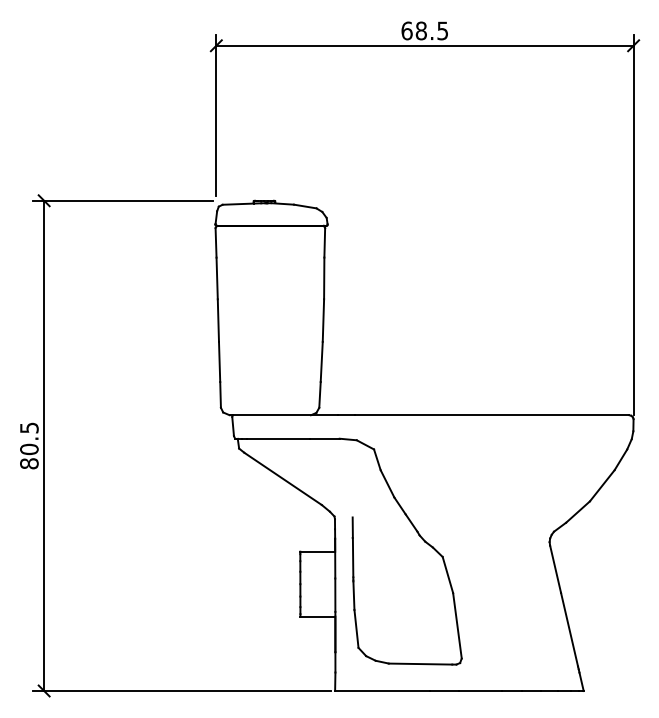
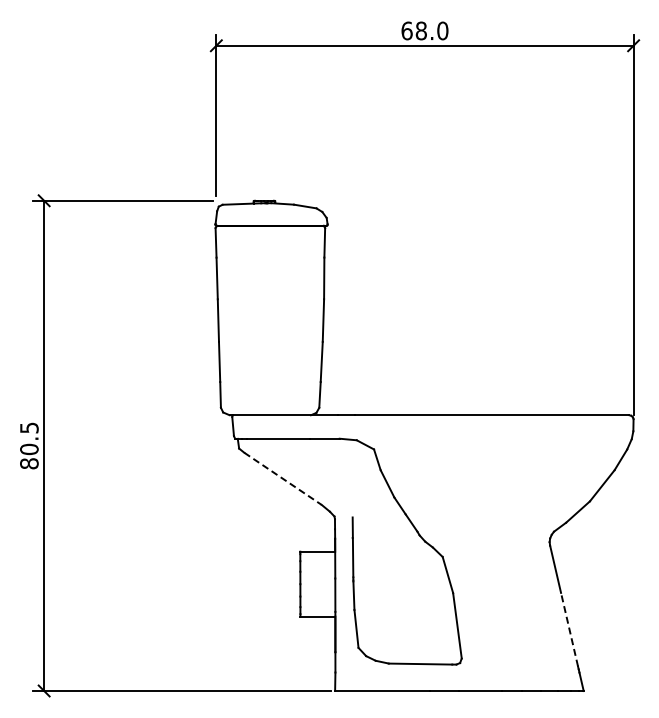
text: 68.5 -> 68.0 (442, 30)
line: solid -> dashed (283, 478)
line: solid -> dashed (569, 629)
